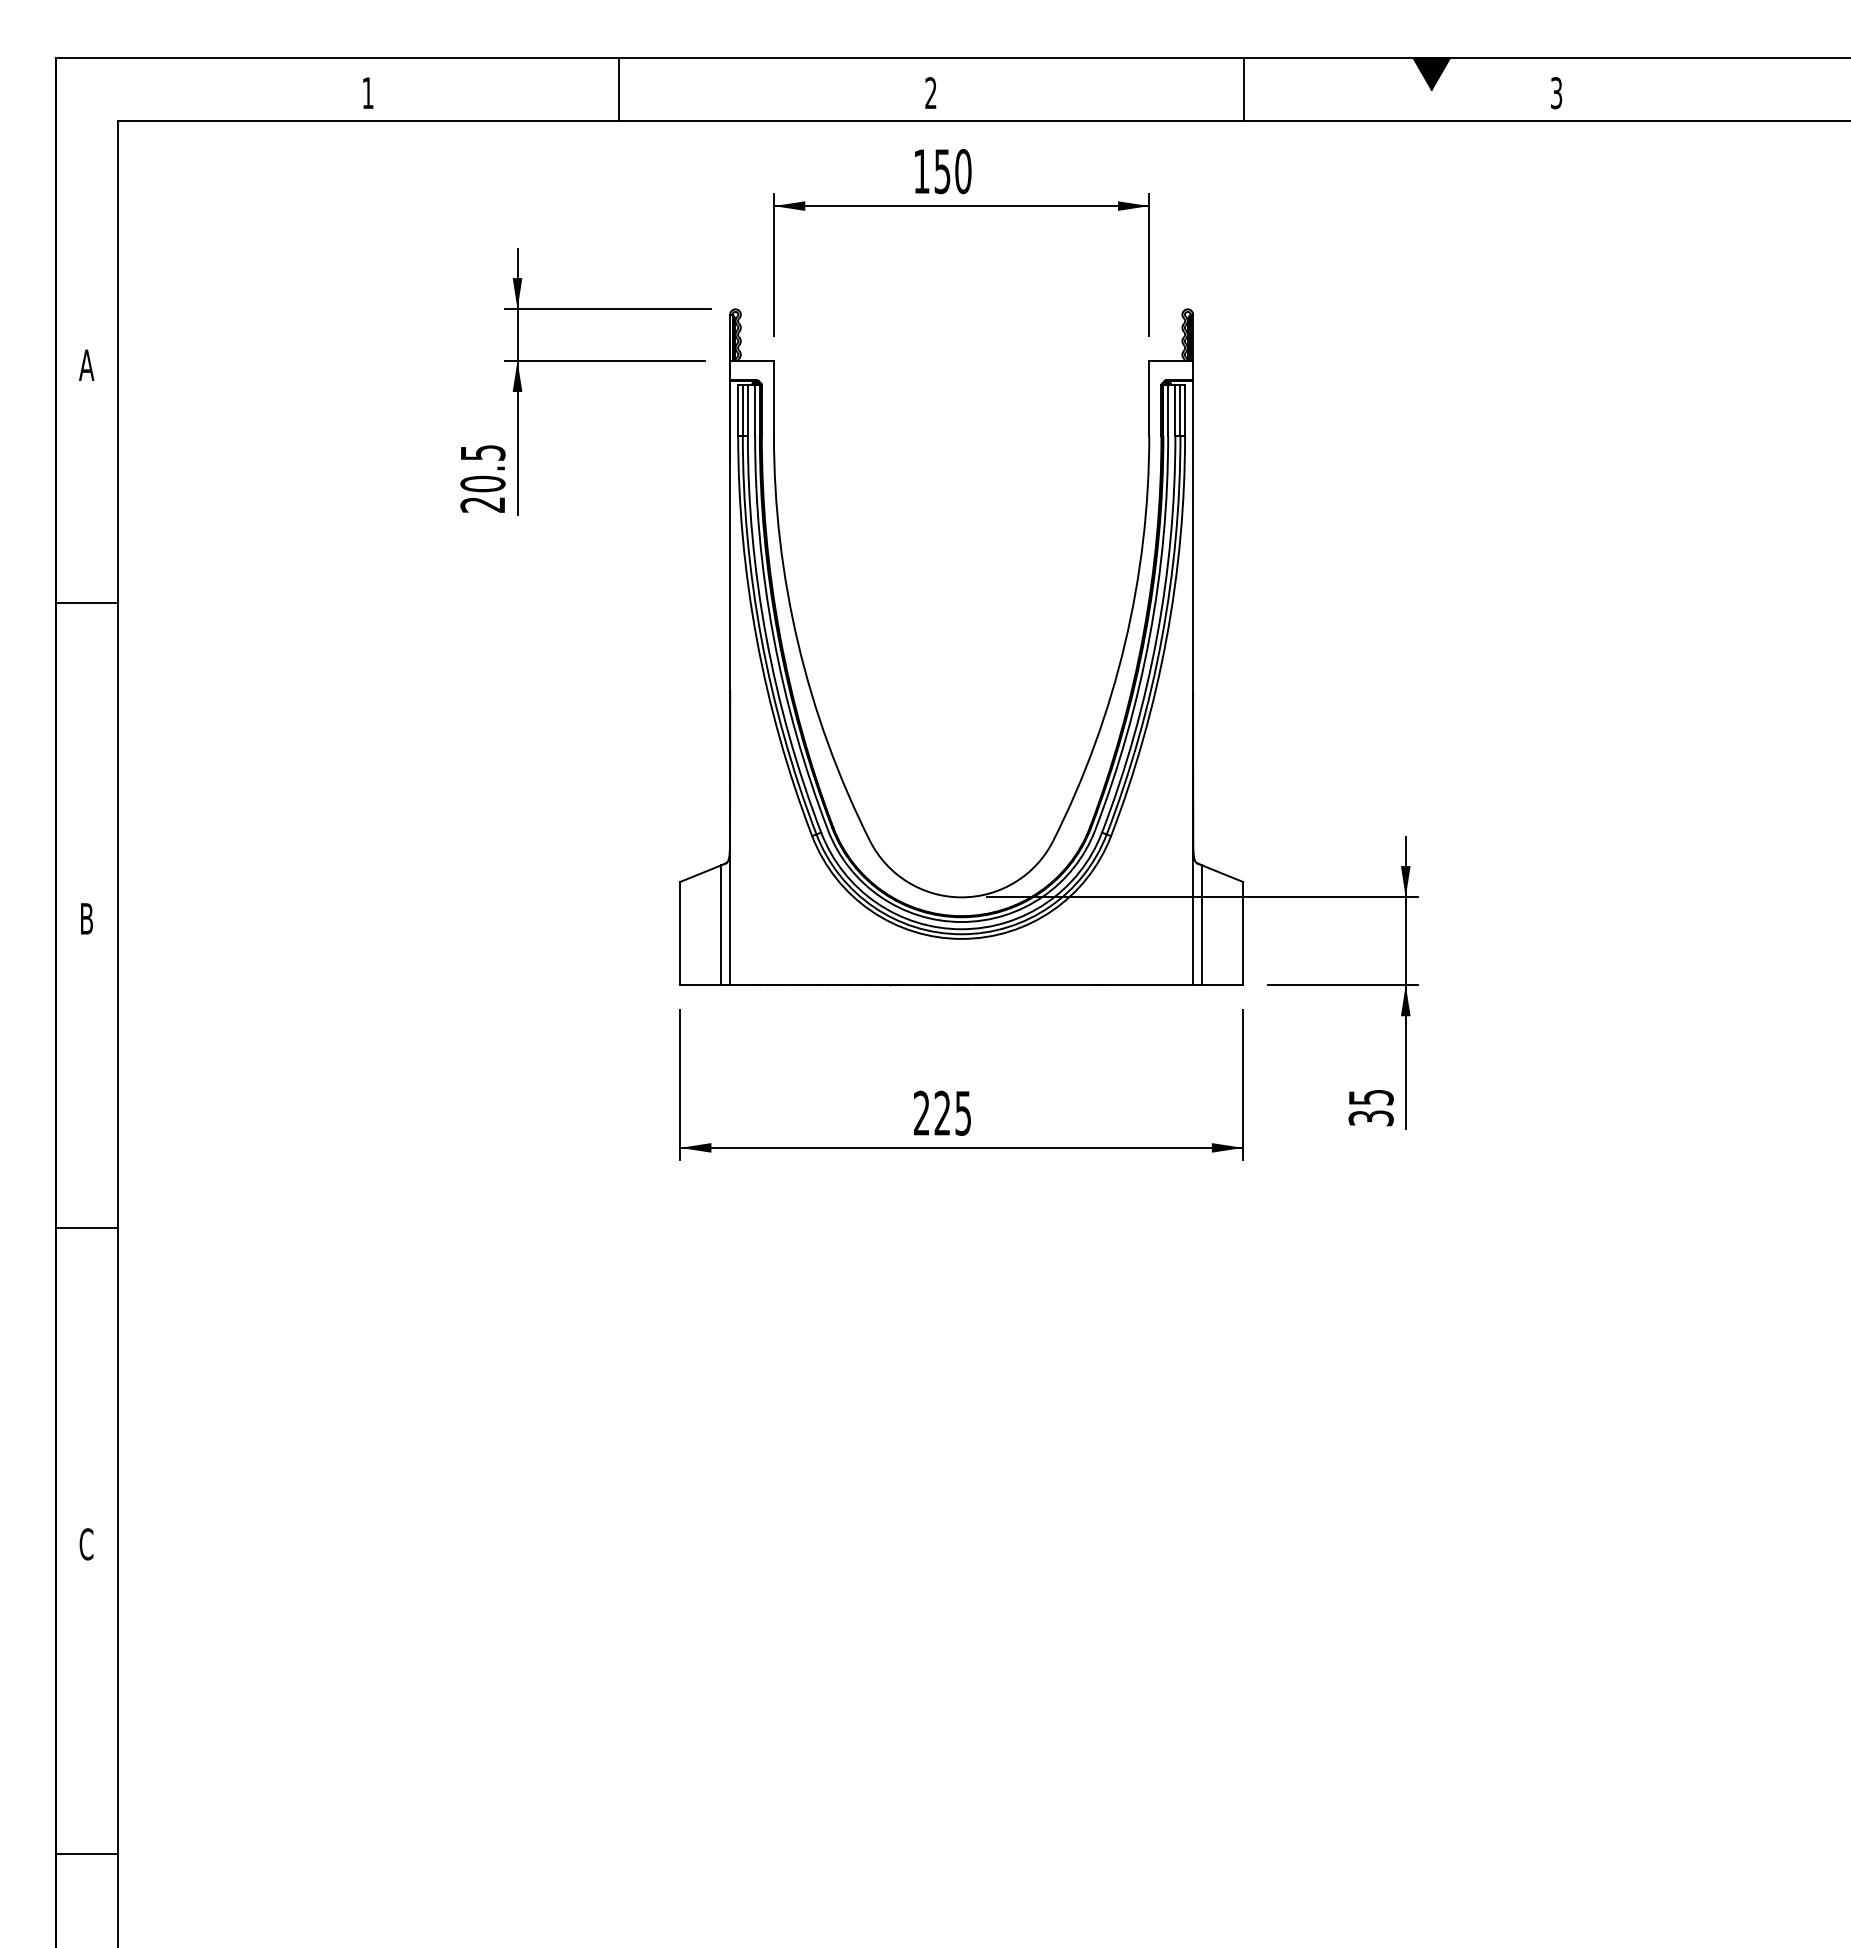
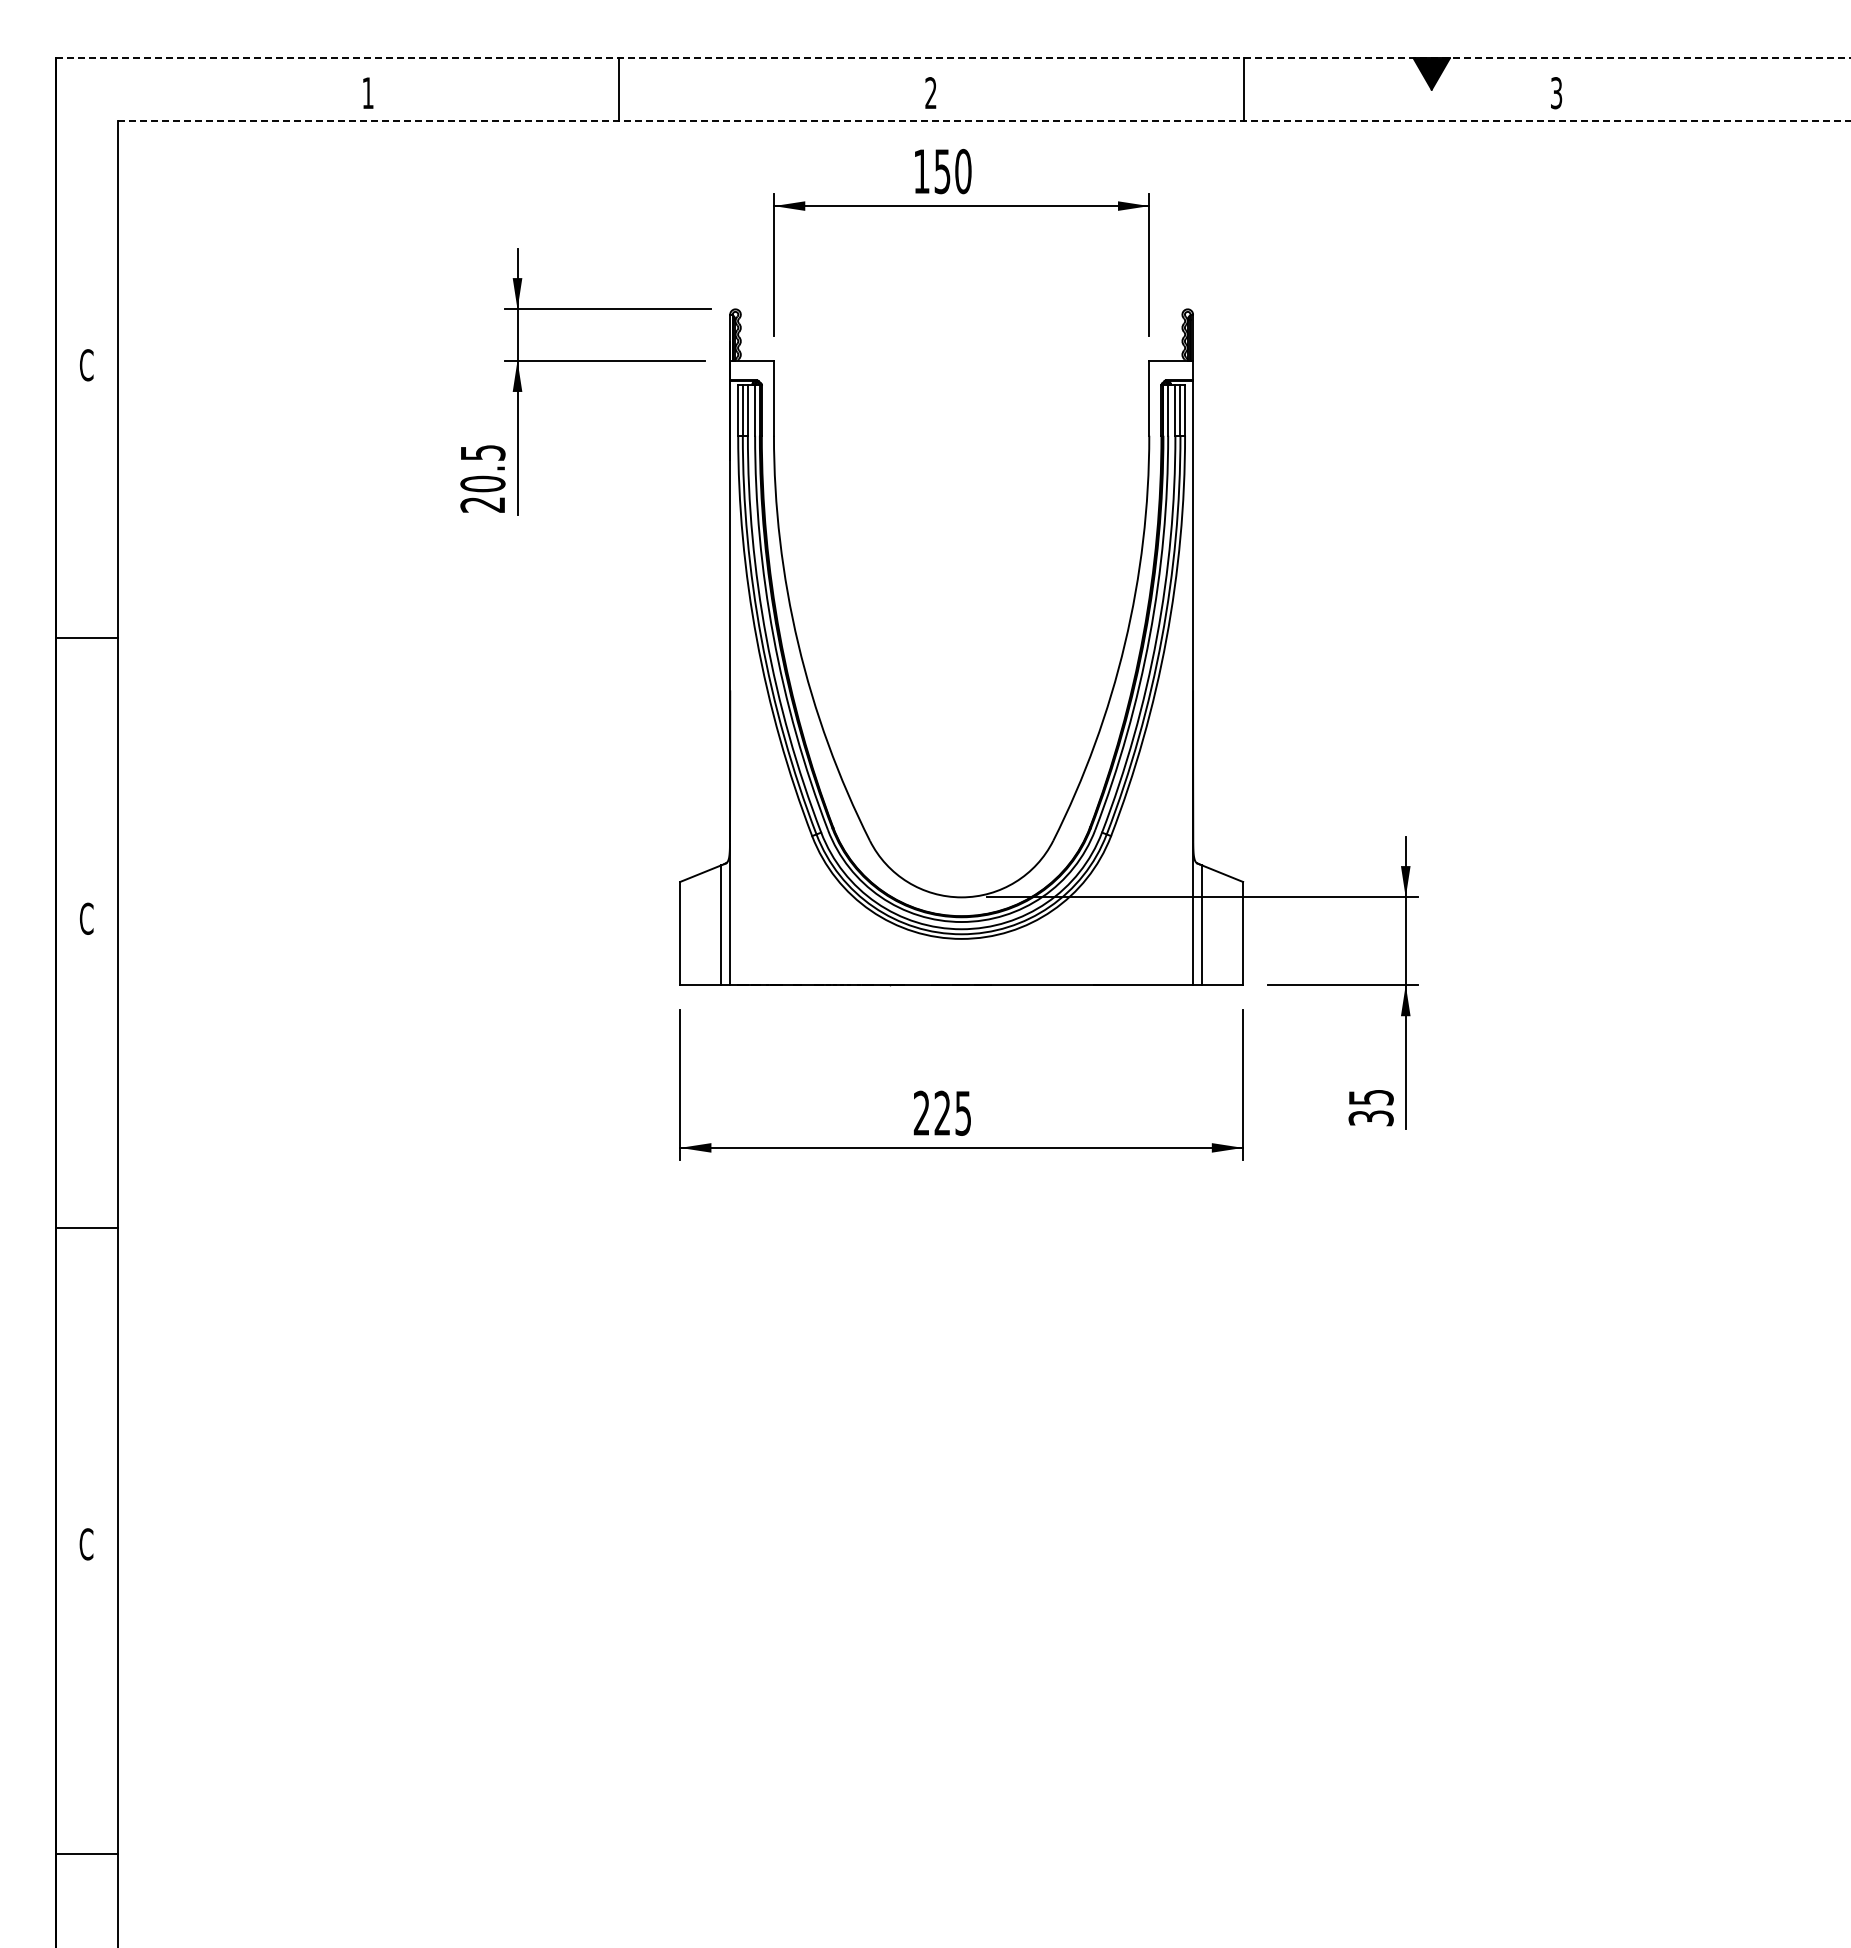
line: solid -> dashed (953, 58)
line: solid -> dashed (984, 120)
text: A -> C (86, 365)
line position: (86, 602) -> (86, 637) (86, 637)
text: B -> C (86, 918)
